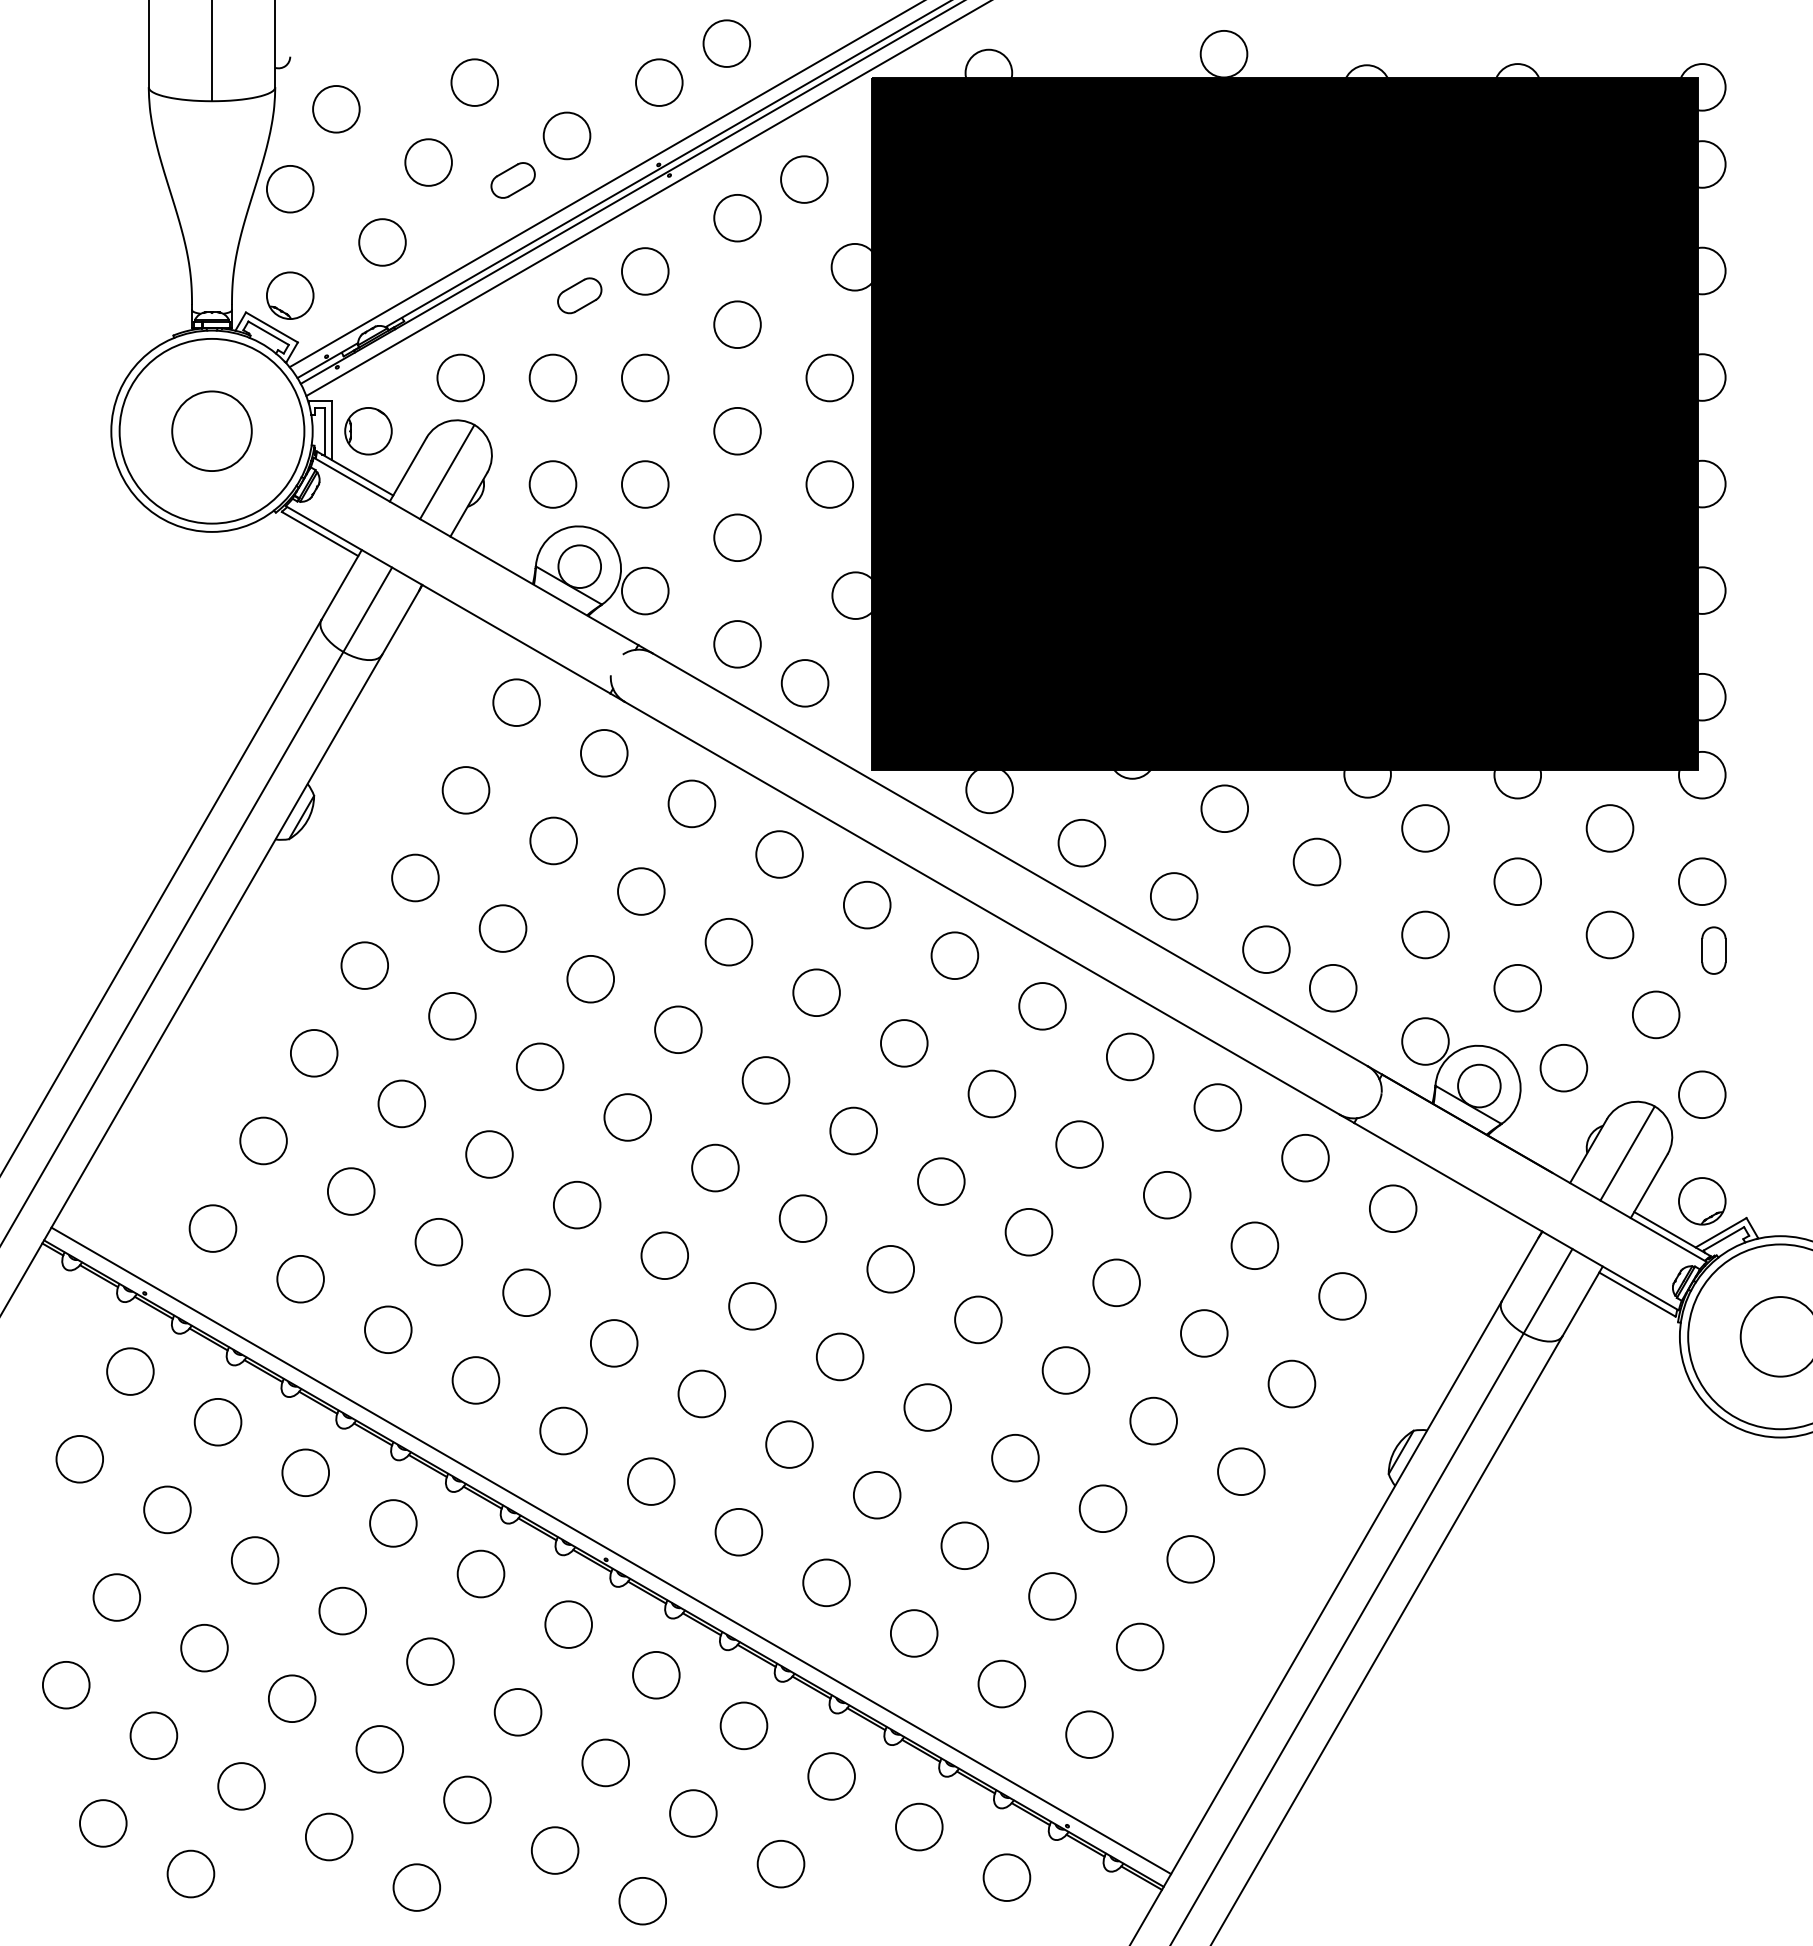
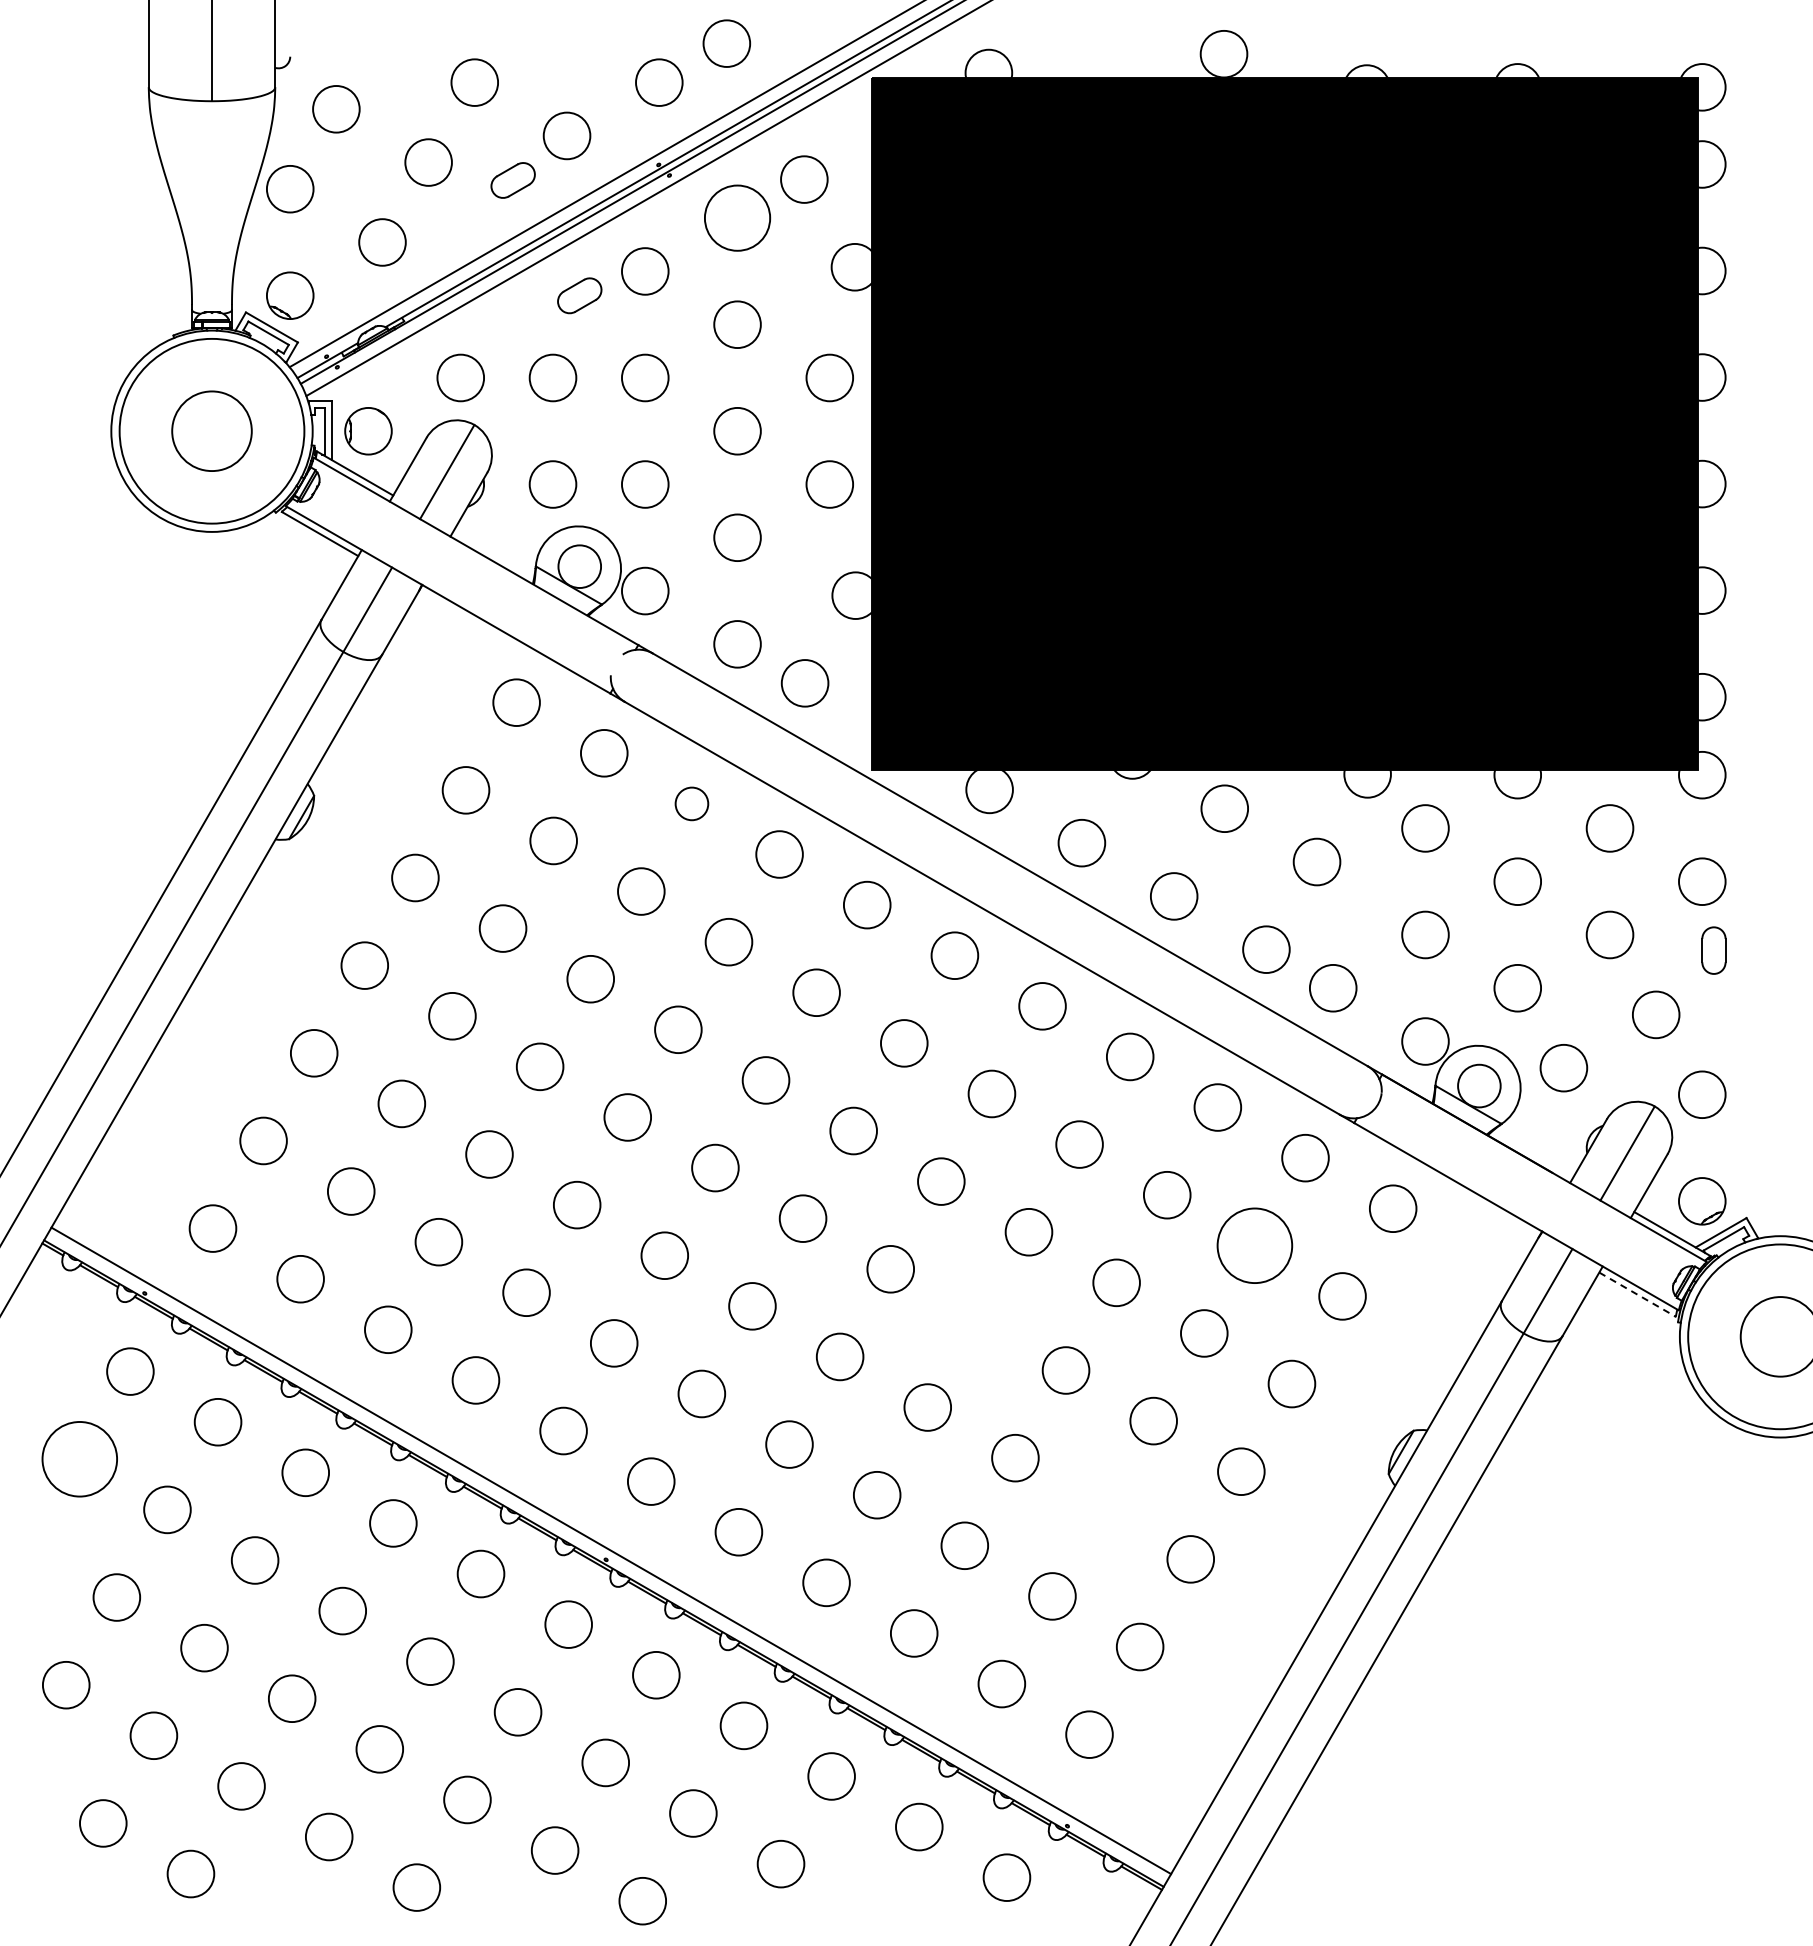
circle diameter: 47 px -> 65 px (737, 217)
circle size: 50x50 px -> 36x36 px (691, 803)
circle diameter: 47 px -> 75 px (1254, 1245)
line: solid -> dashed (1637, 1294)
circle: present -> none (978, 1319)
circle diameter: 47 px -> 75 px (79, 1458)
circle: present -> none (1102, 1508)
